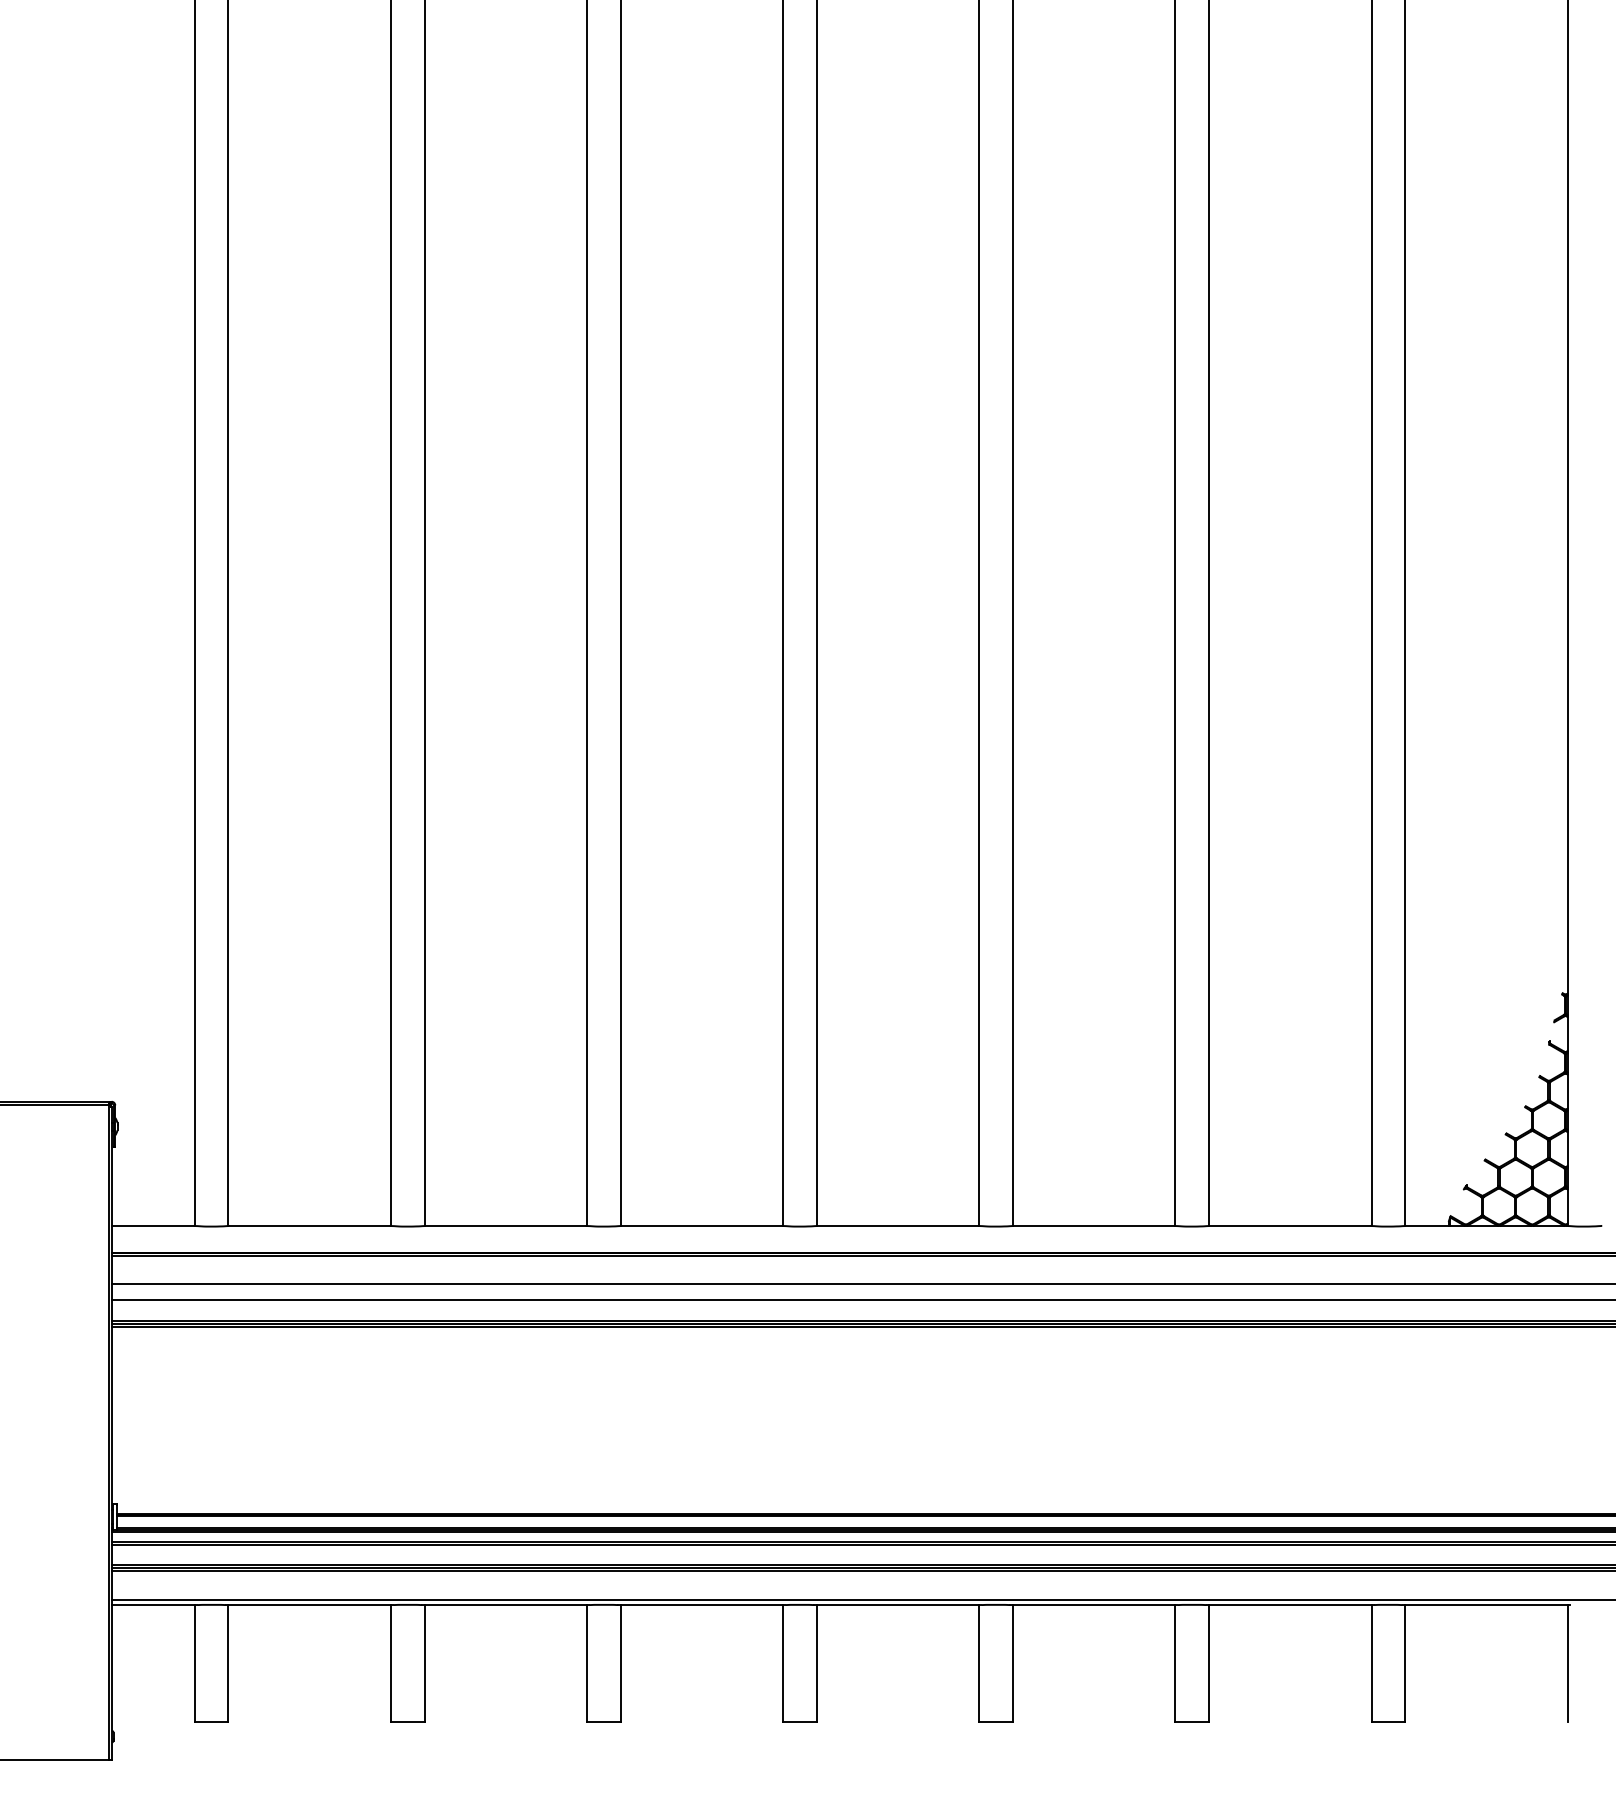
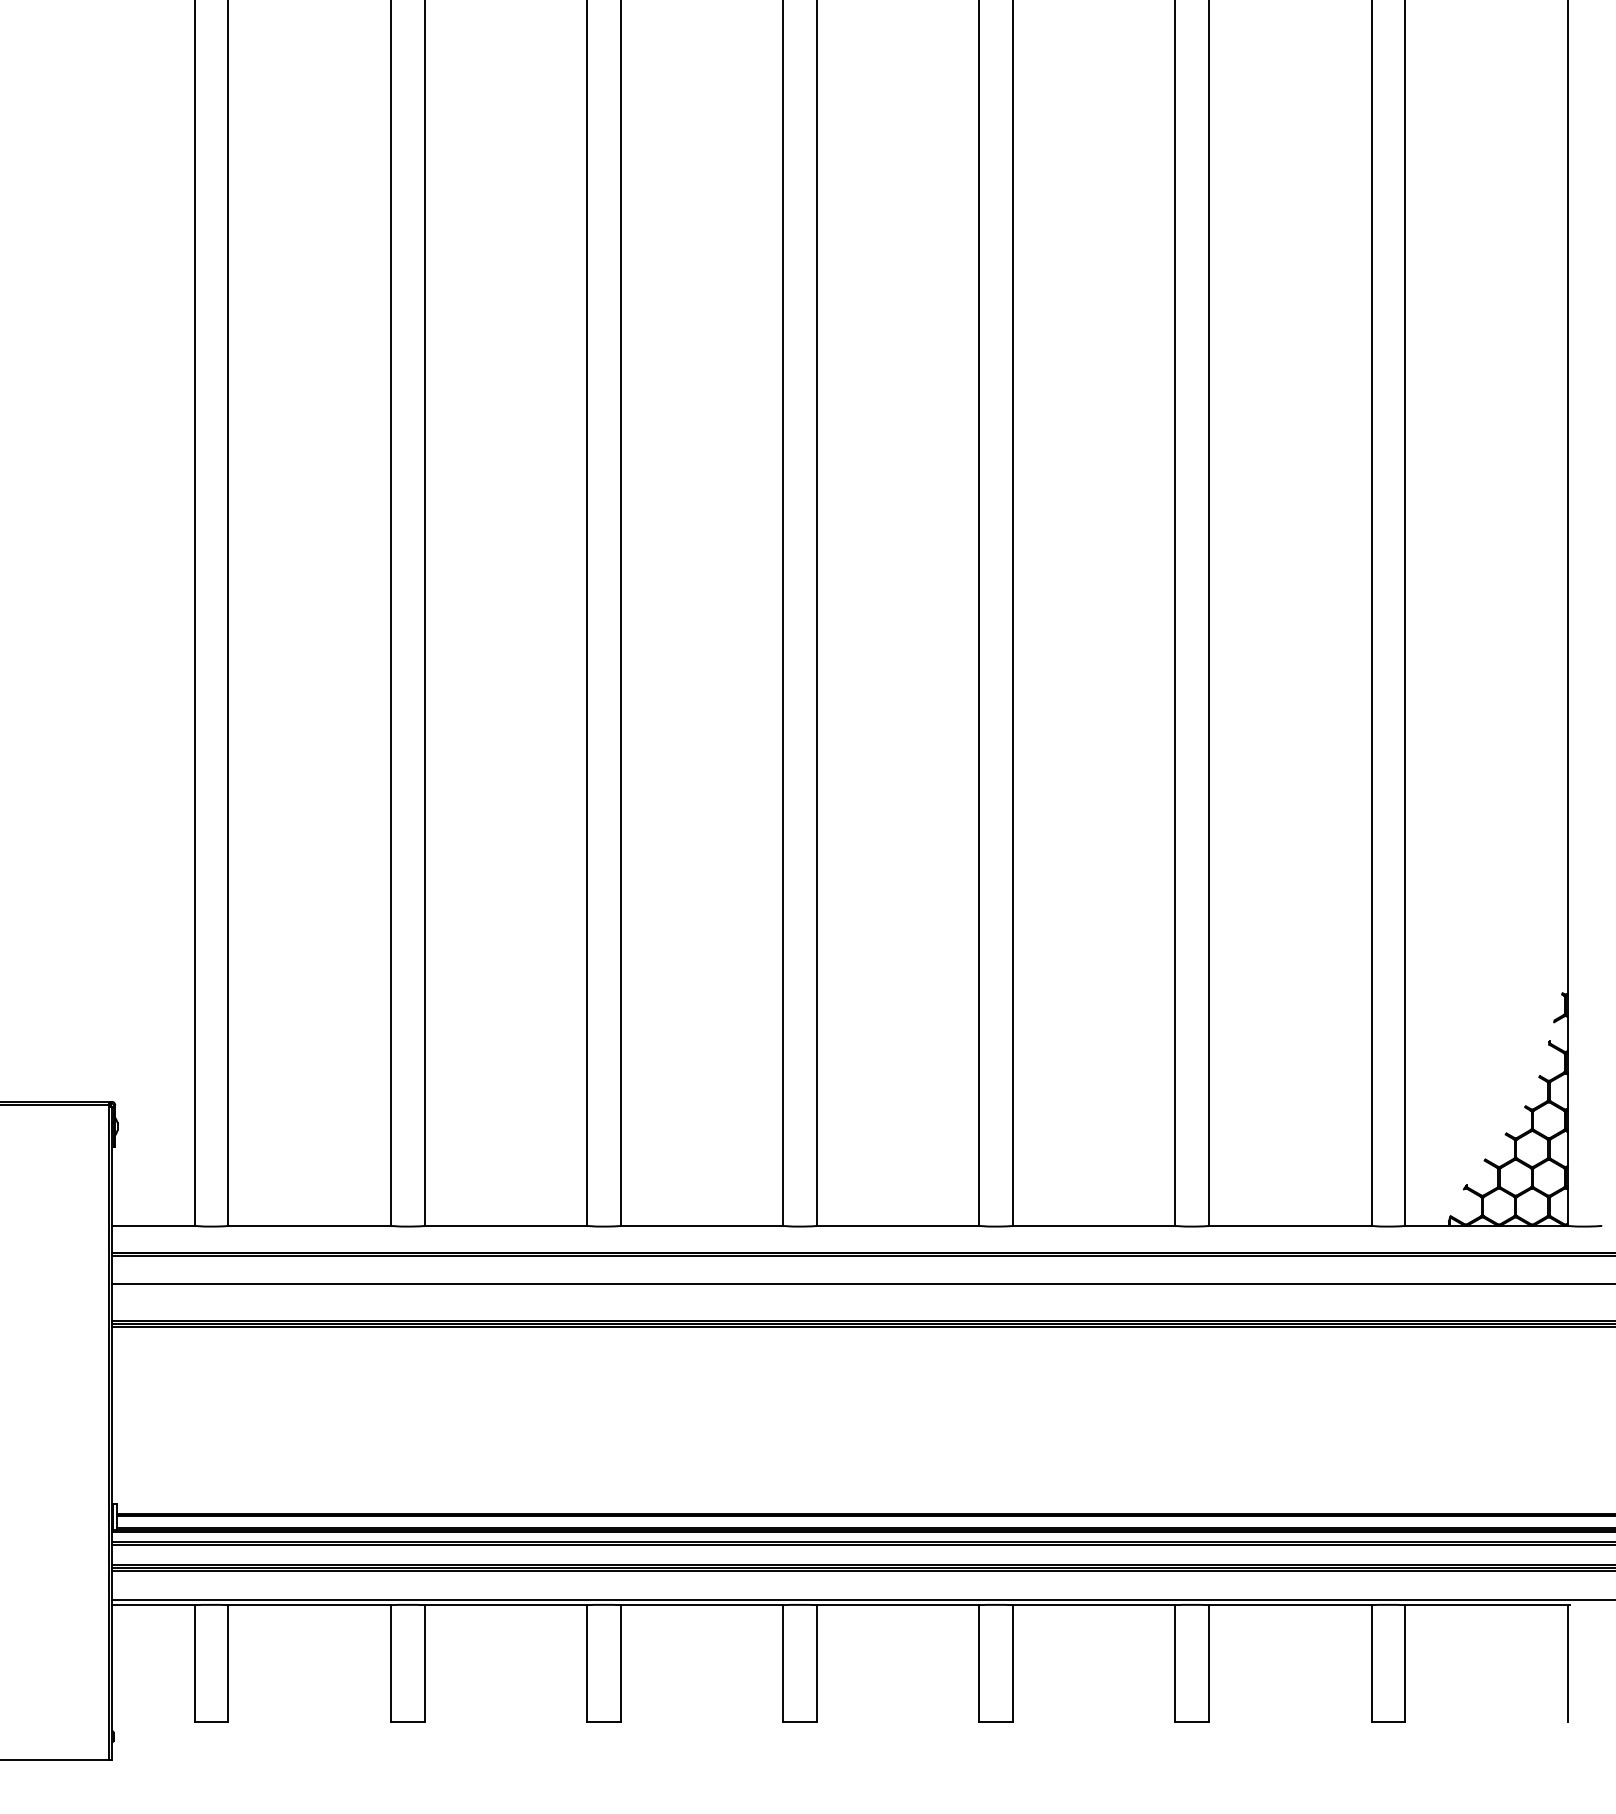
line: present -> none (862, 1299)
